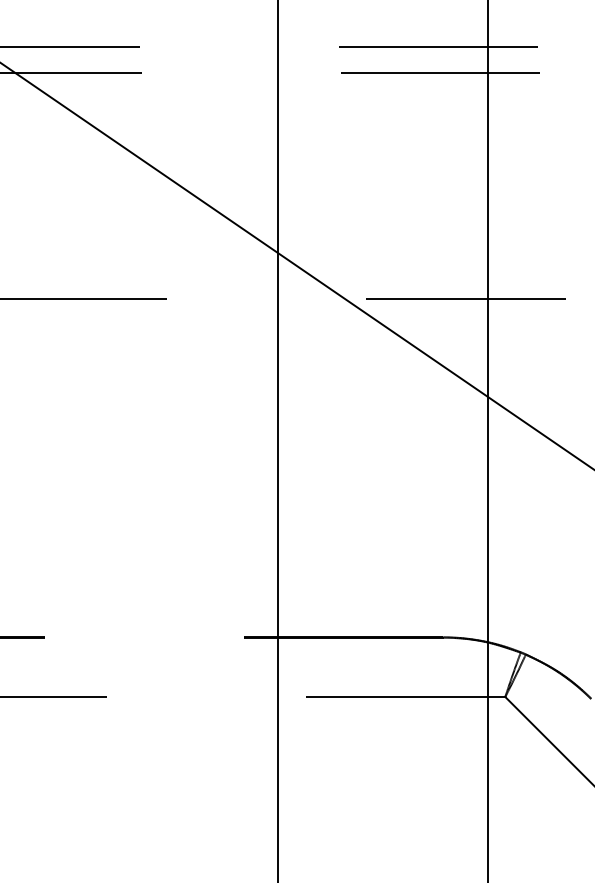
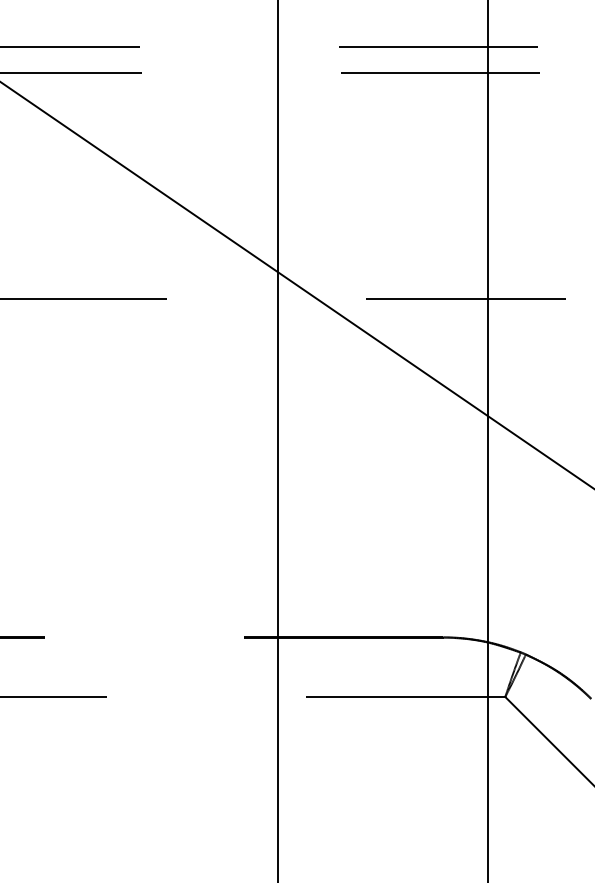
line position: (296, 266) -> (296, 285) (296, 285)
